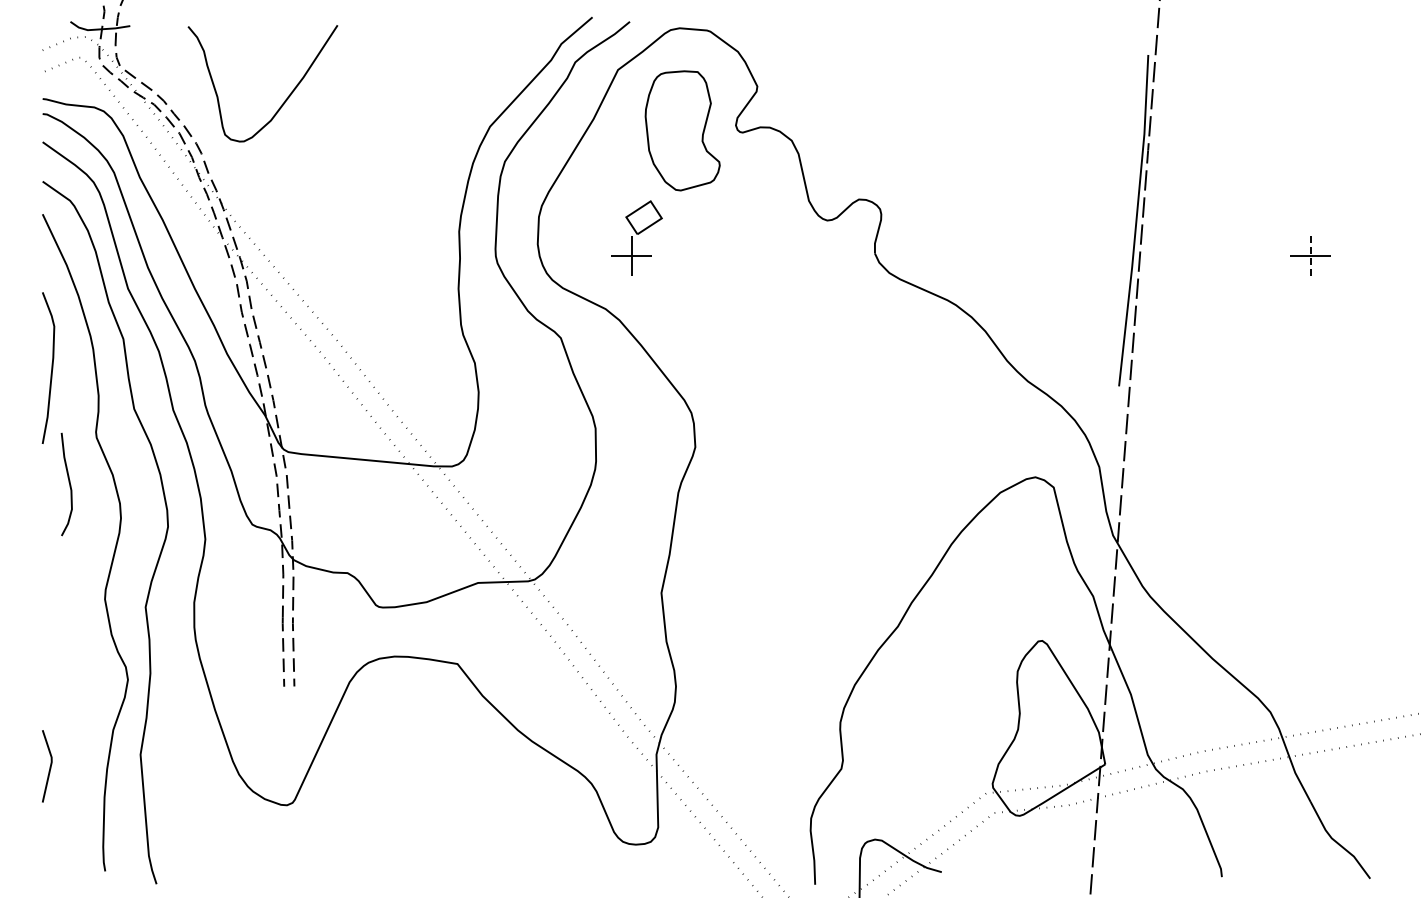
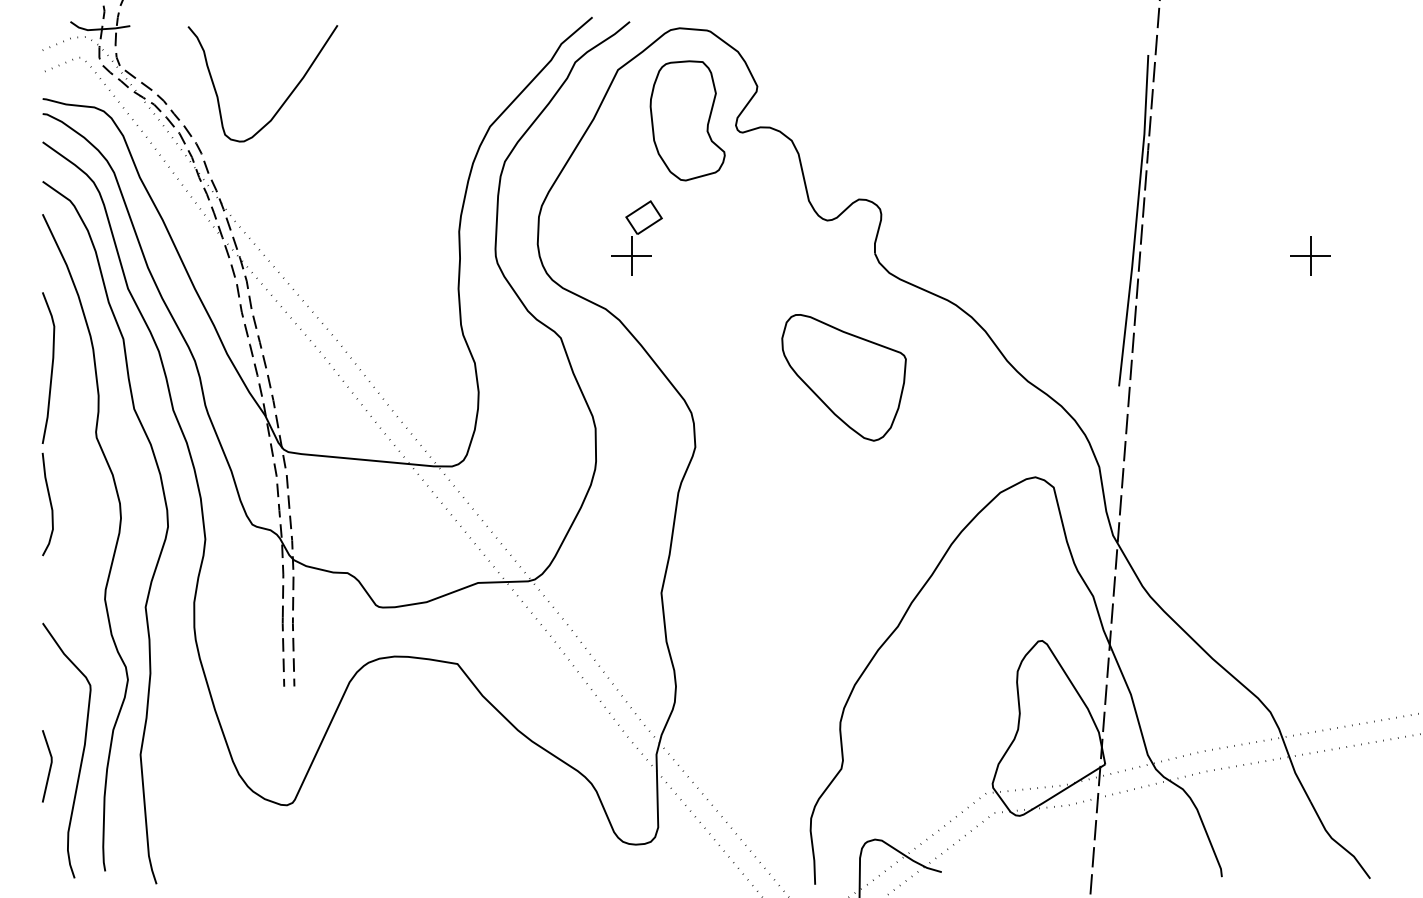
part position: (682, 130) -> (687, 120) (687, 120)
line: dashed -> solid (1310, 255)
part: none -> present (843, 377)
curve position: (68, 482) -> (49, 502) (49, 502)
curve: none -> present (82, 750)
